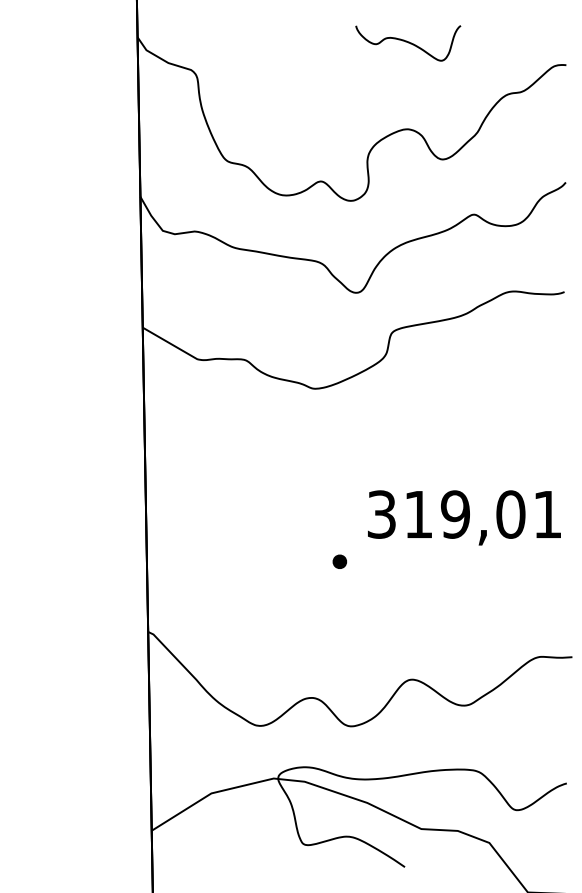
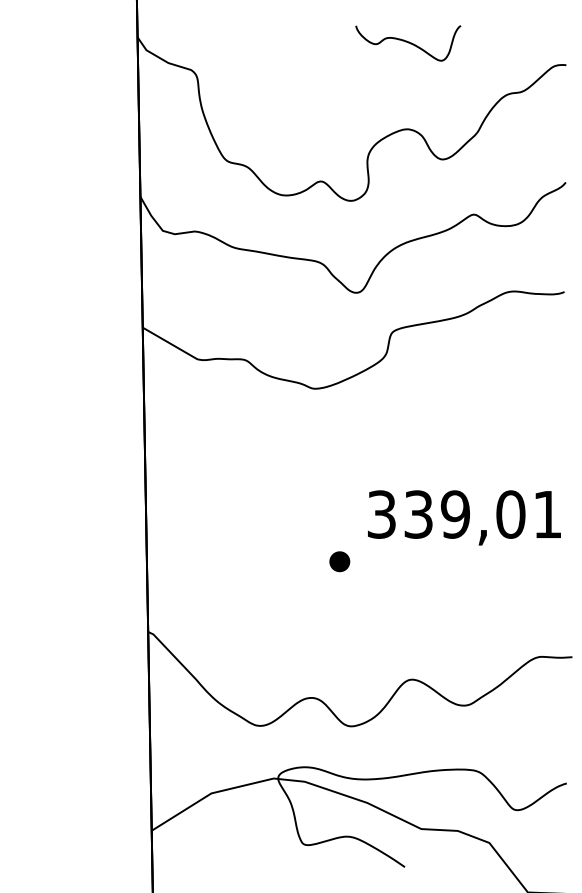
text: 319,01 -> 339,01 (418, 514)
part size: 16x15 px -> 22x22 px (339, 561)
